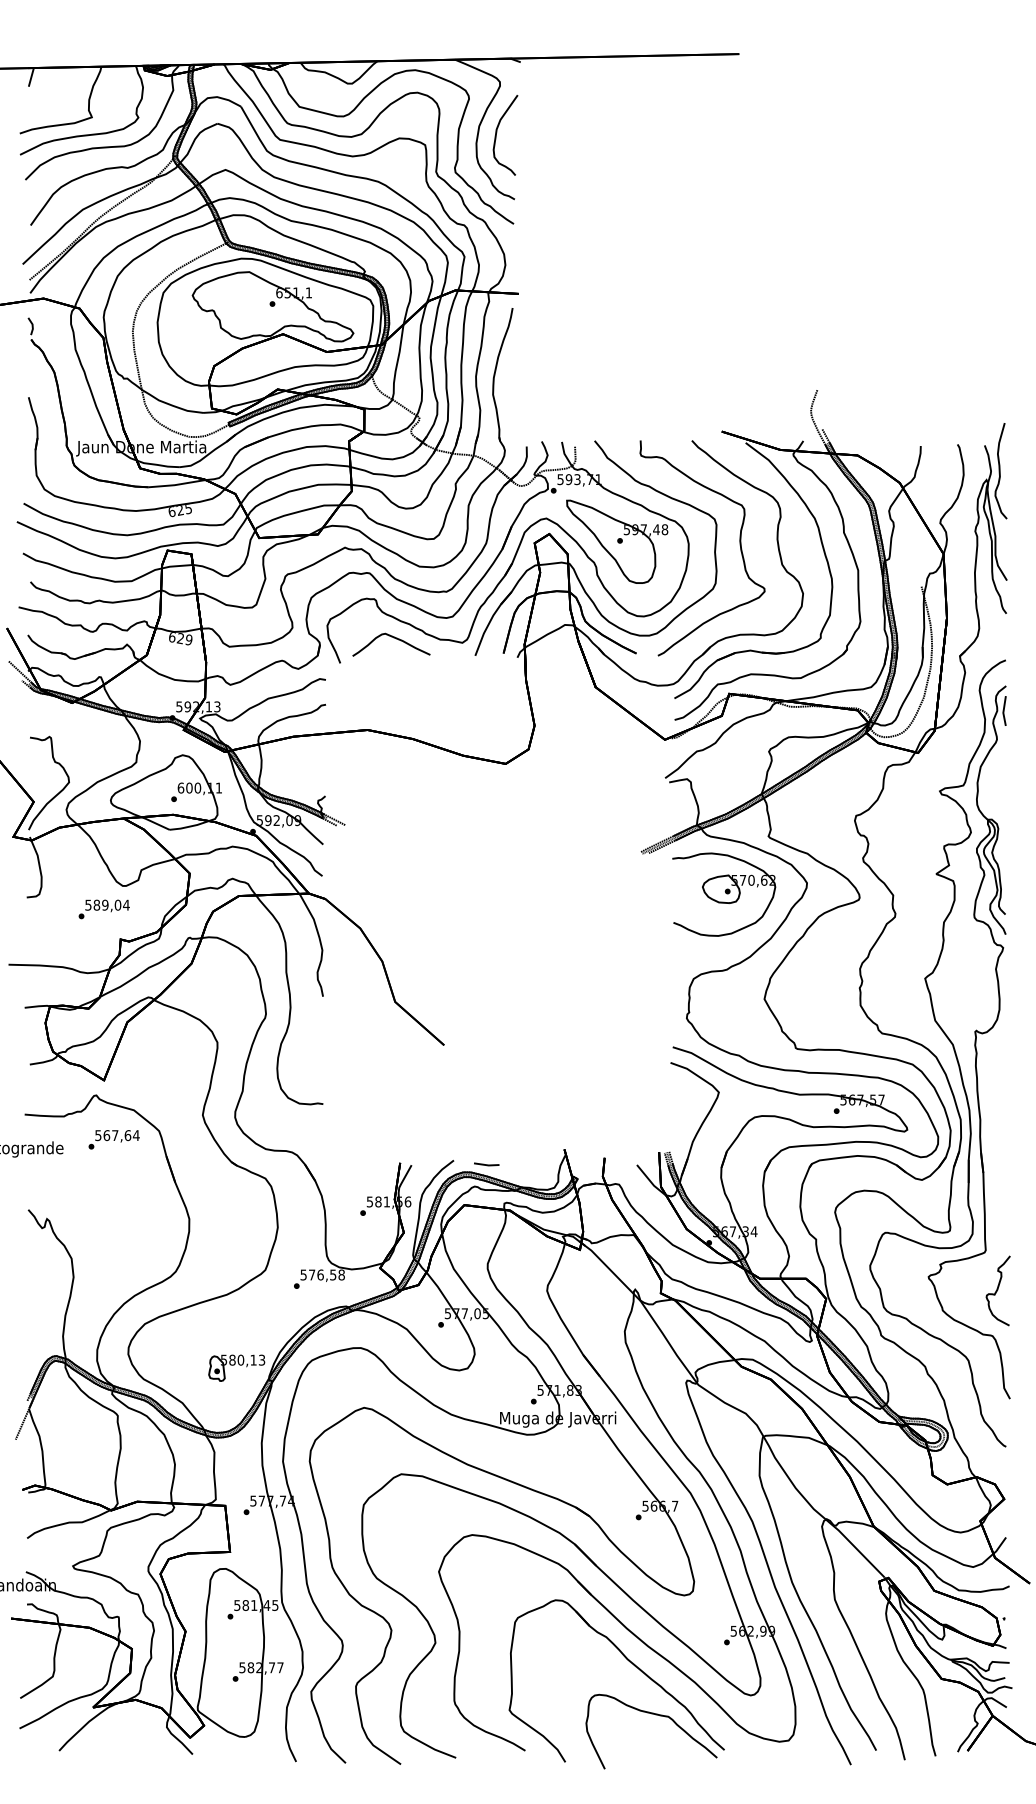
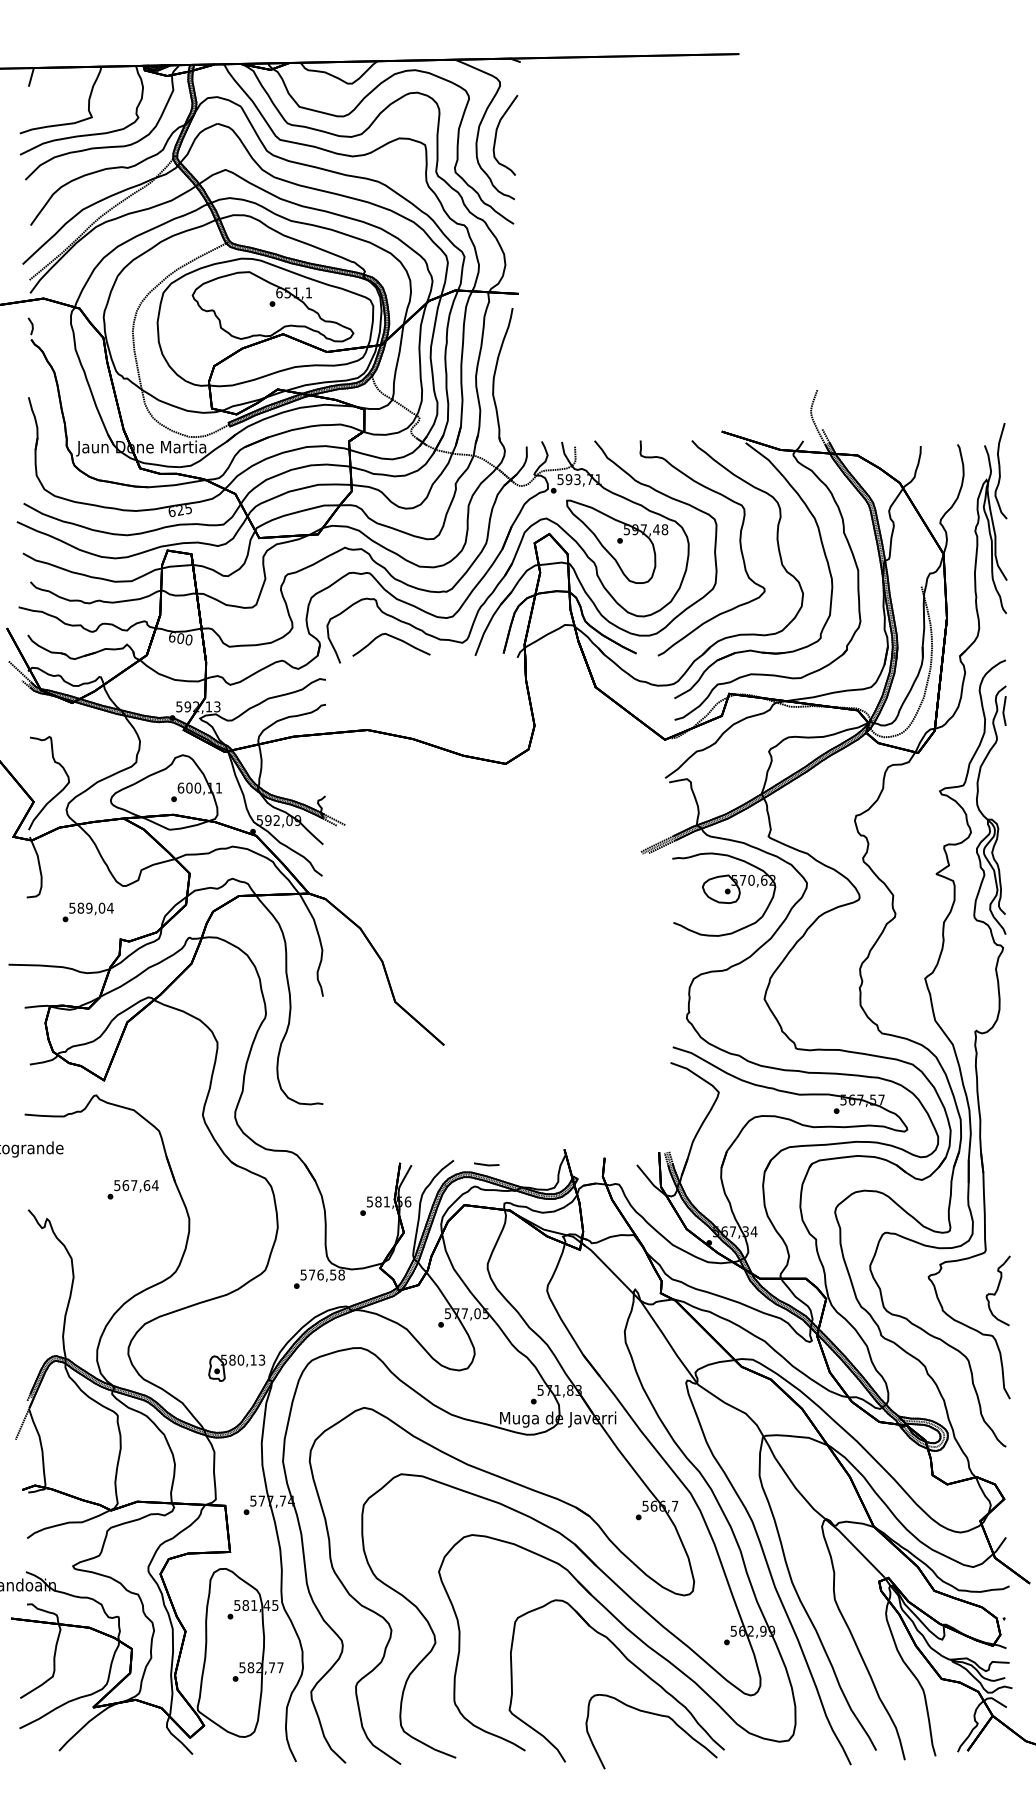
text: 629 -> 600 (183, 639)
text position: (103, 909) -> (87, 912) (87, 912)
text position: (113, 1139) -> (132, 1189) (132, 1189)
